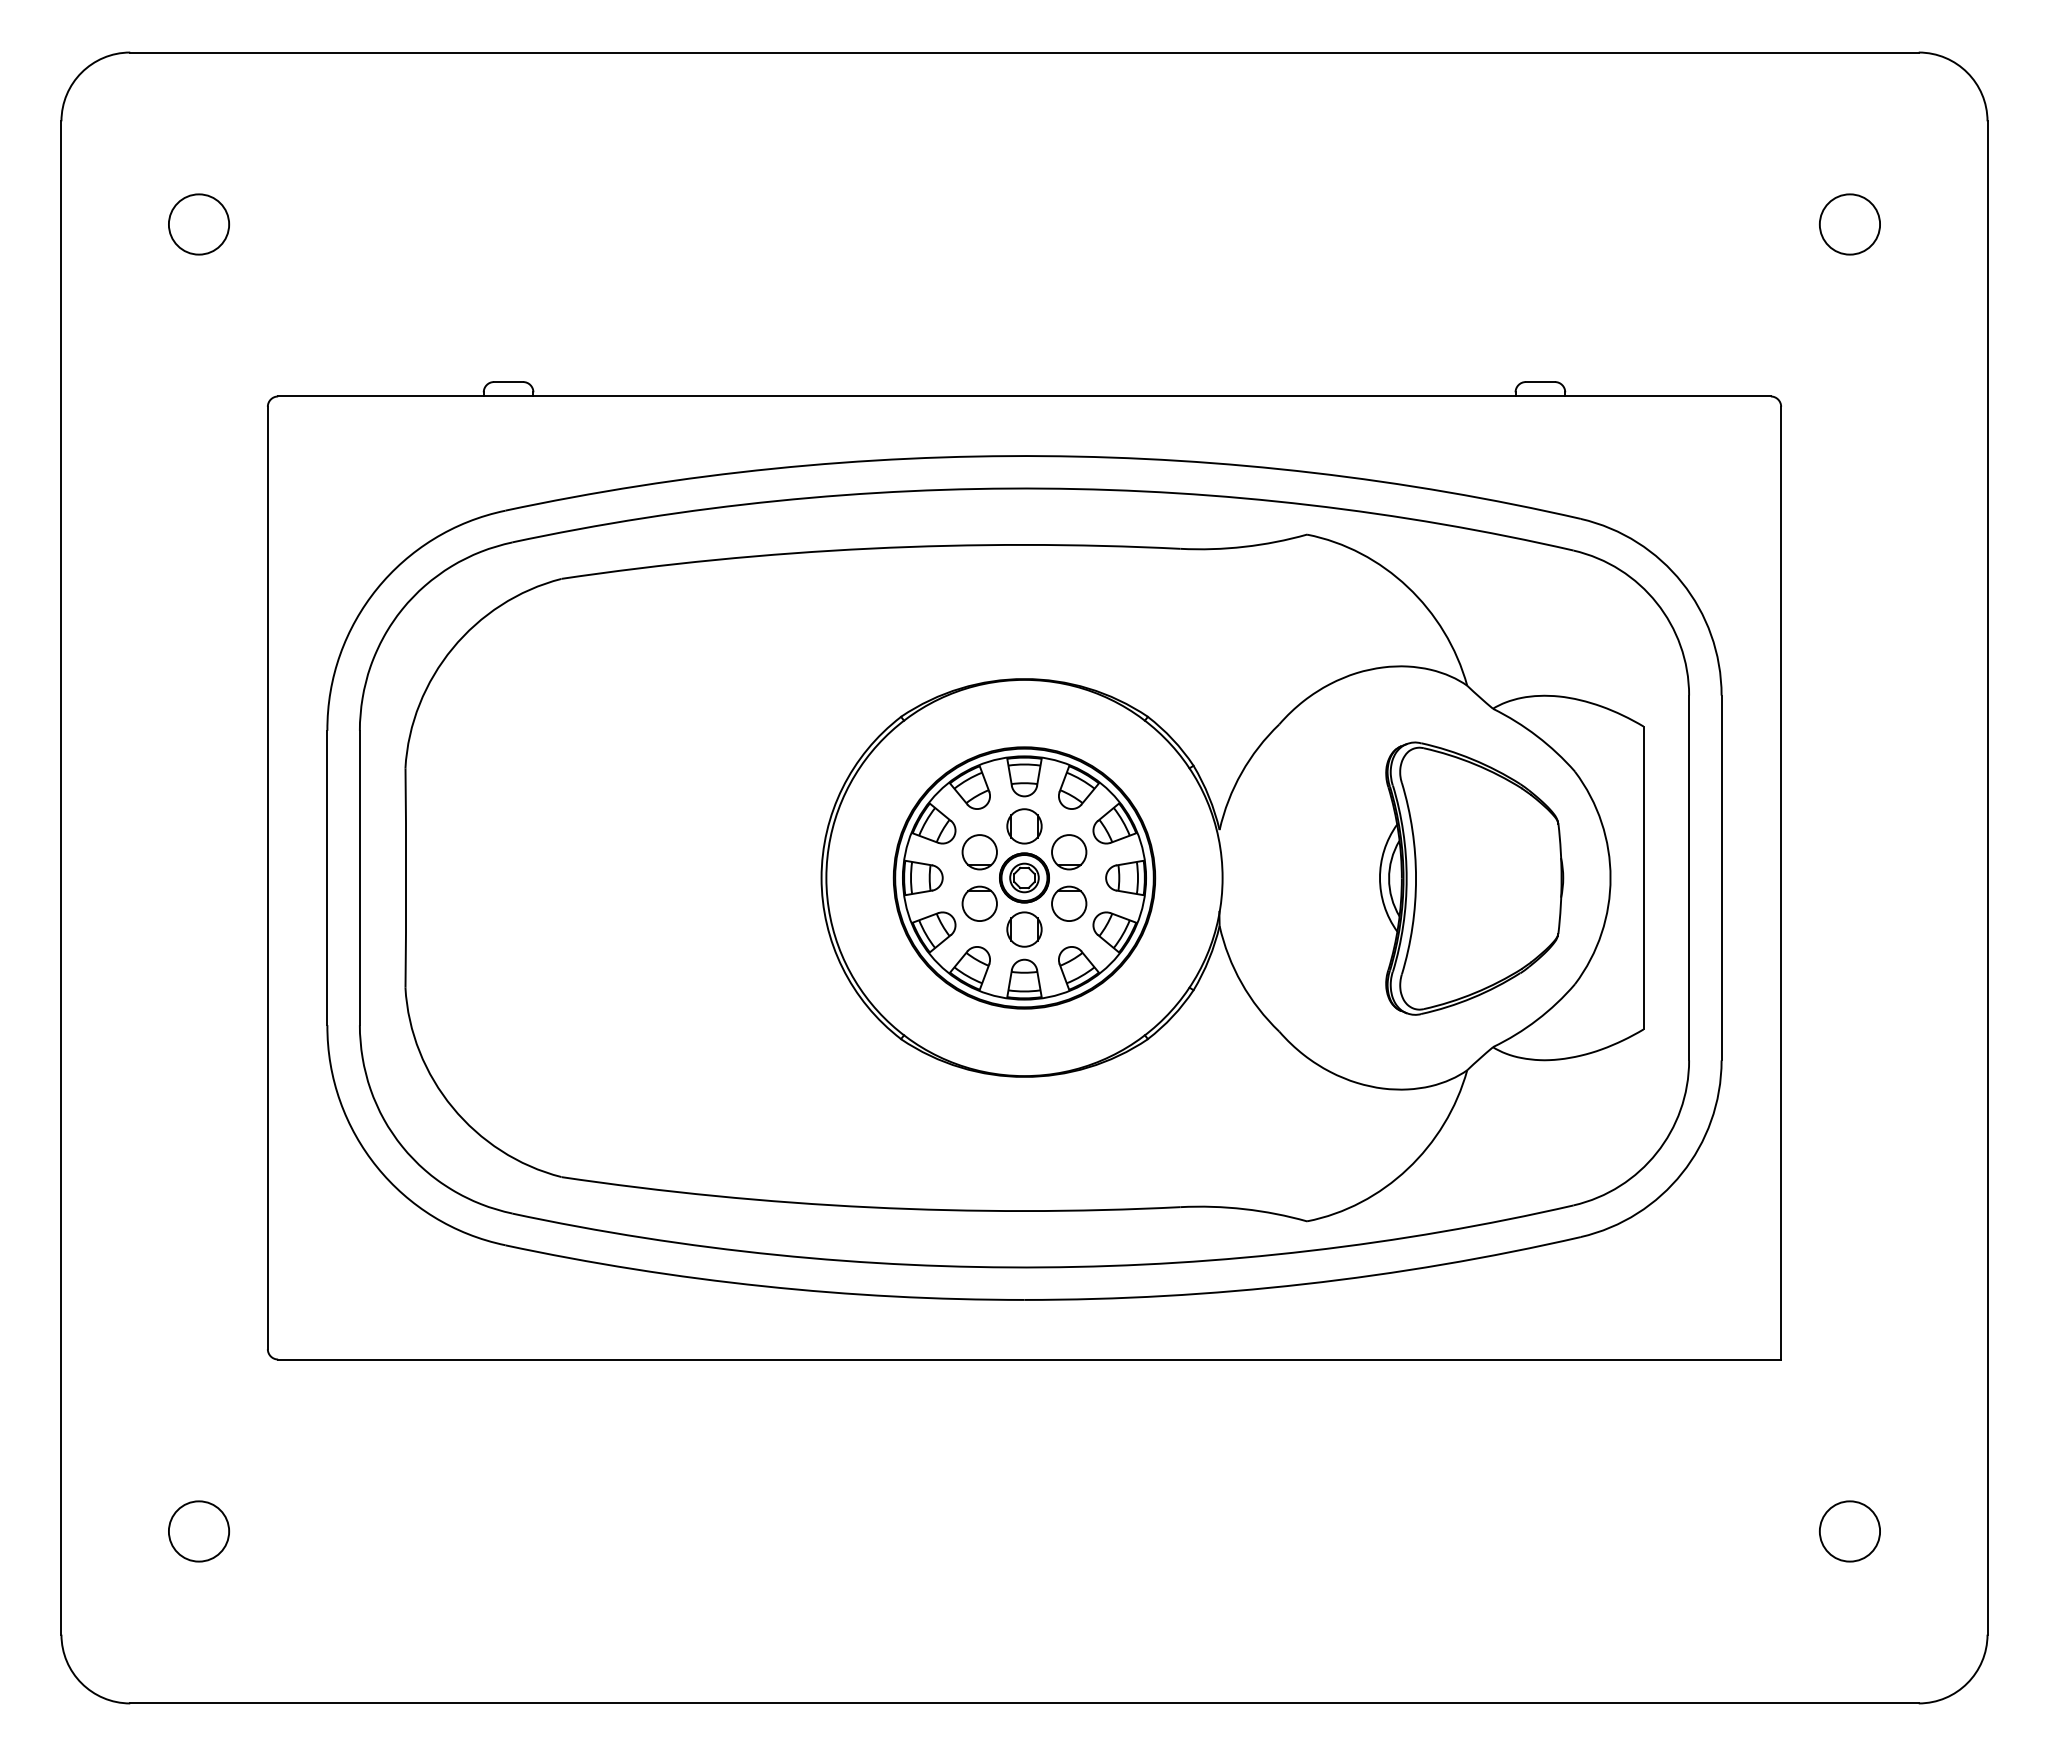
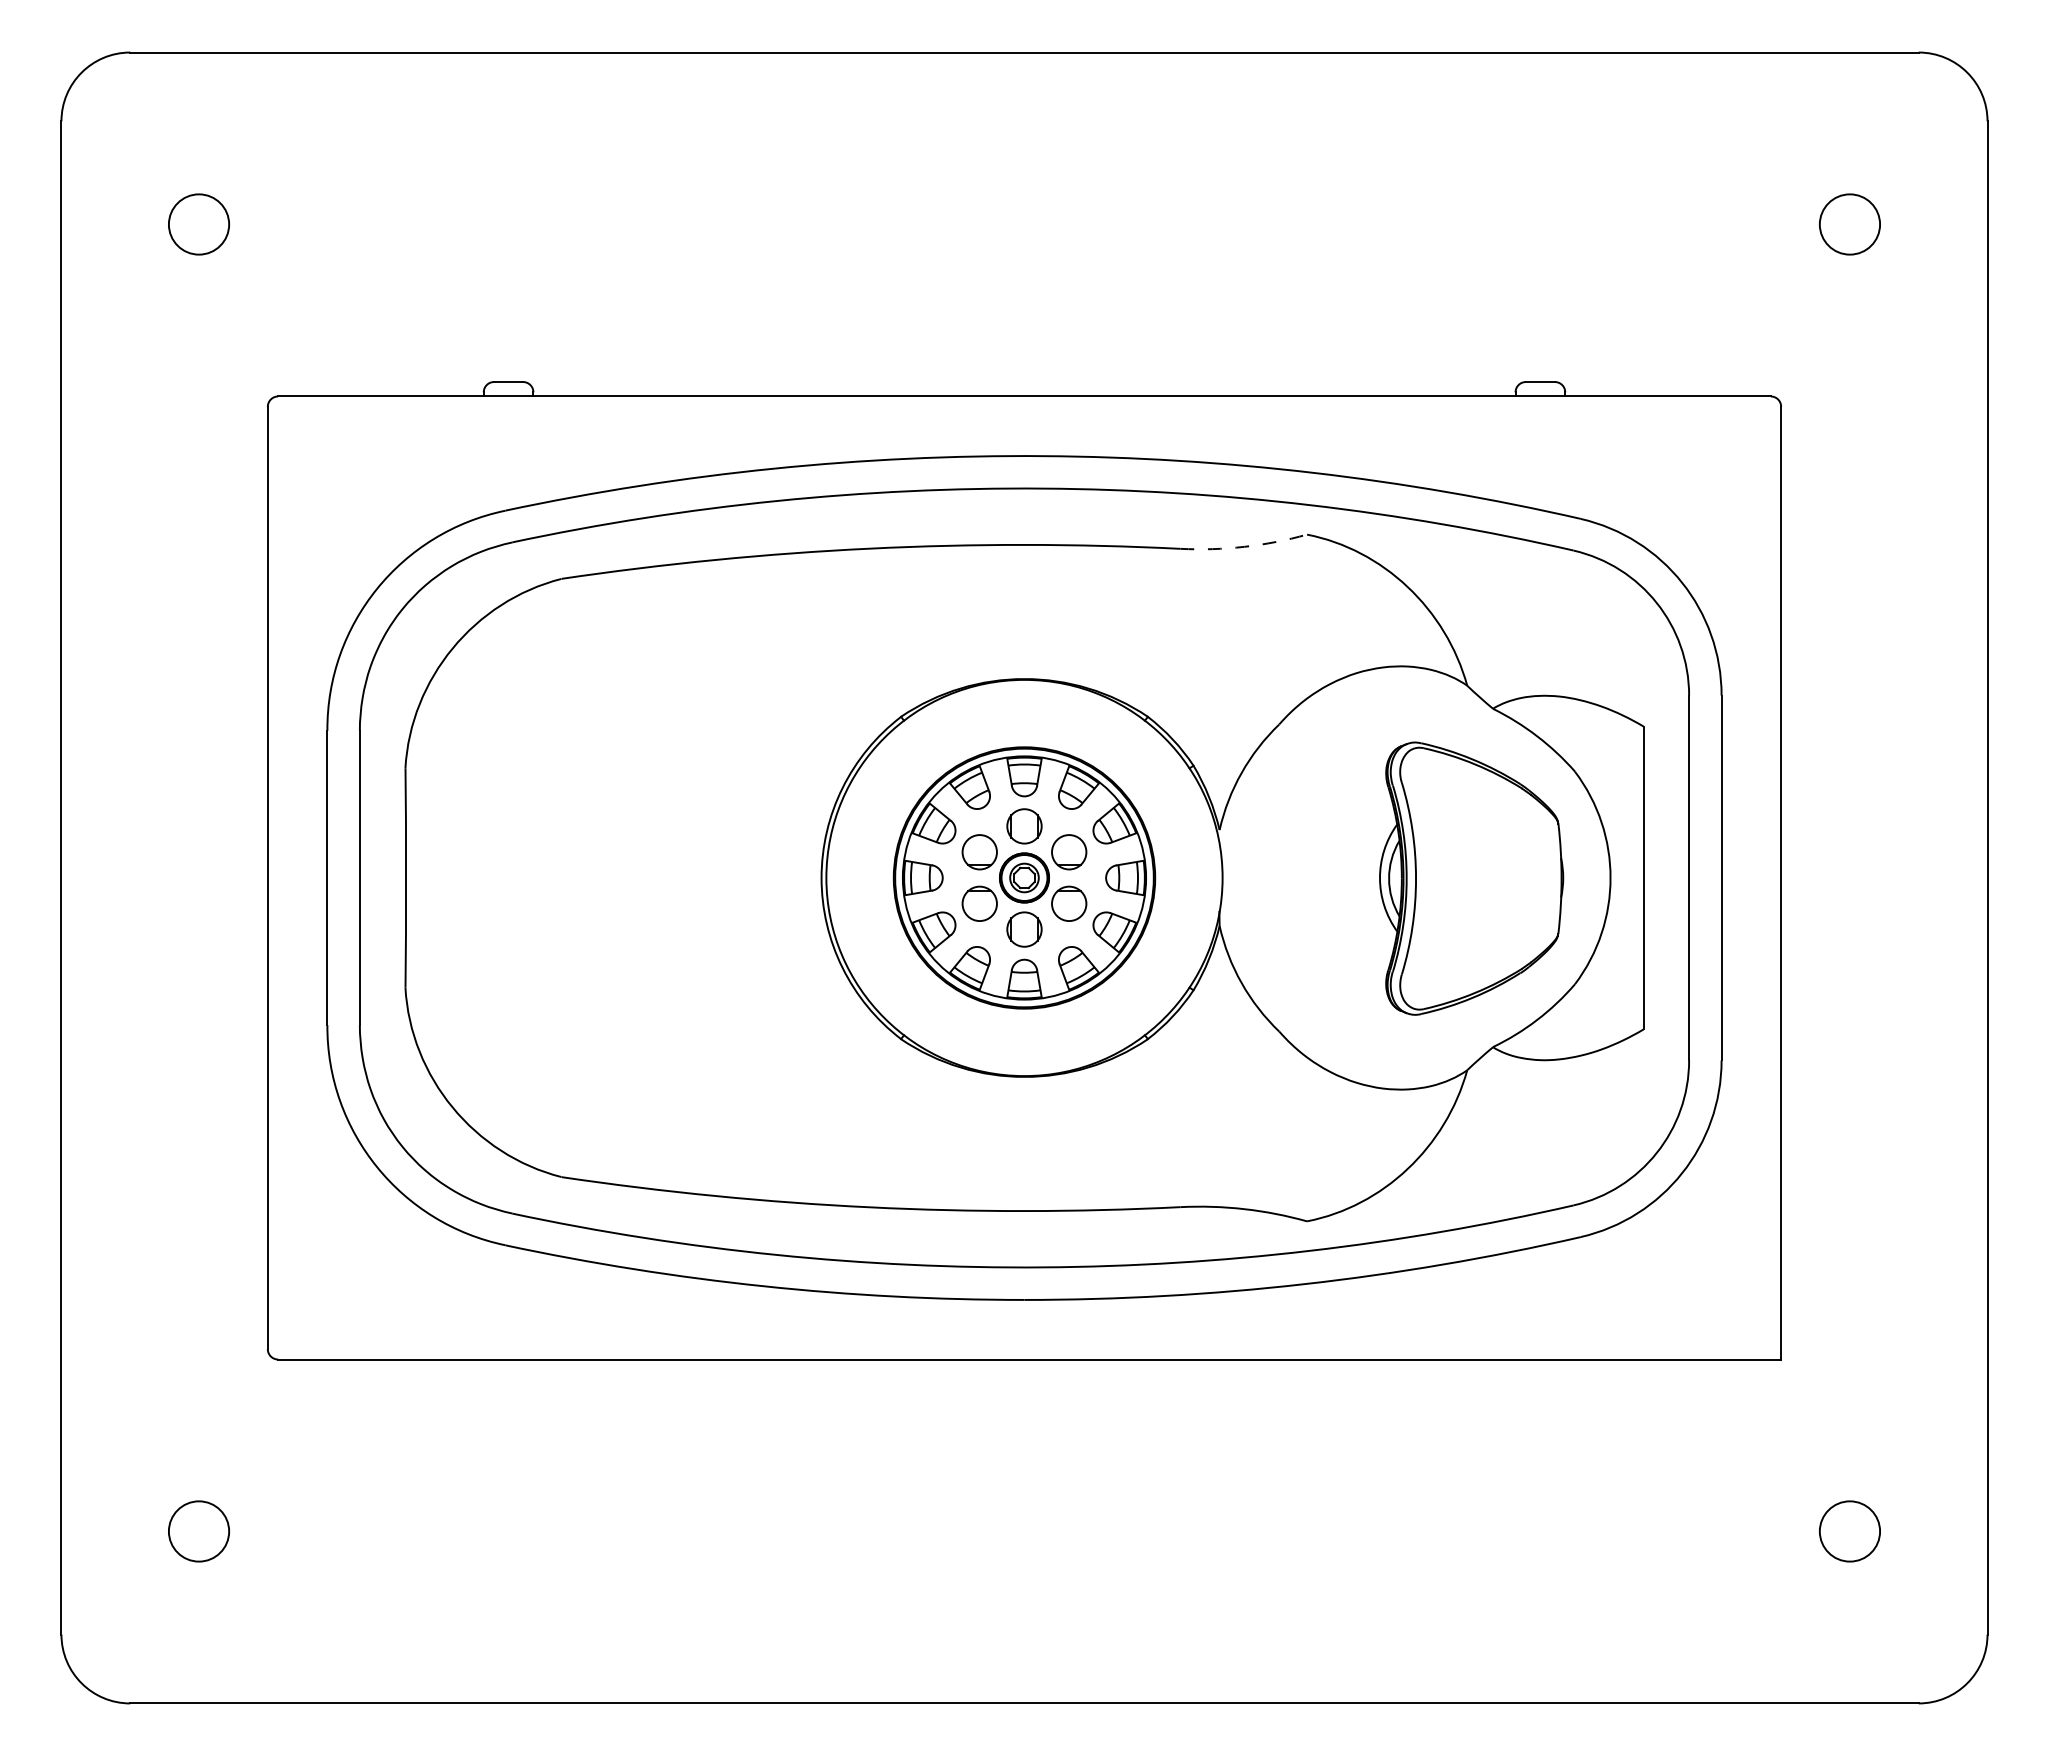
arc: solid -> dashed (1244, 546)
